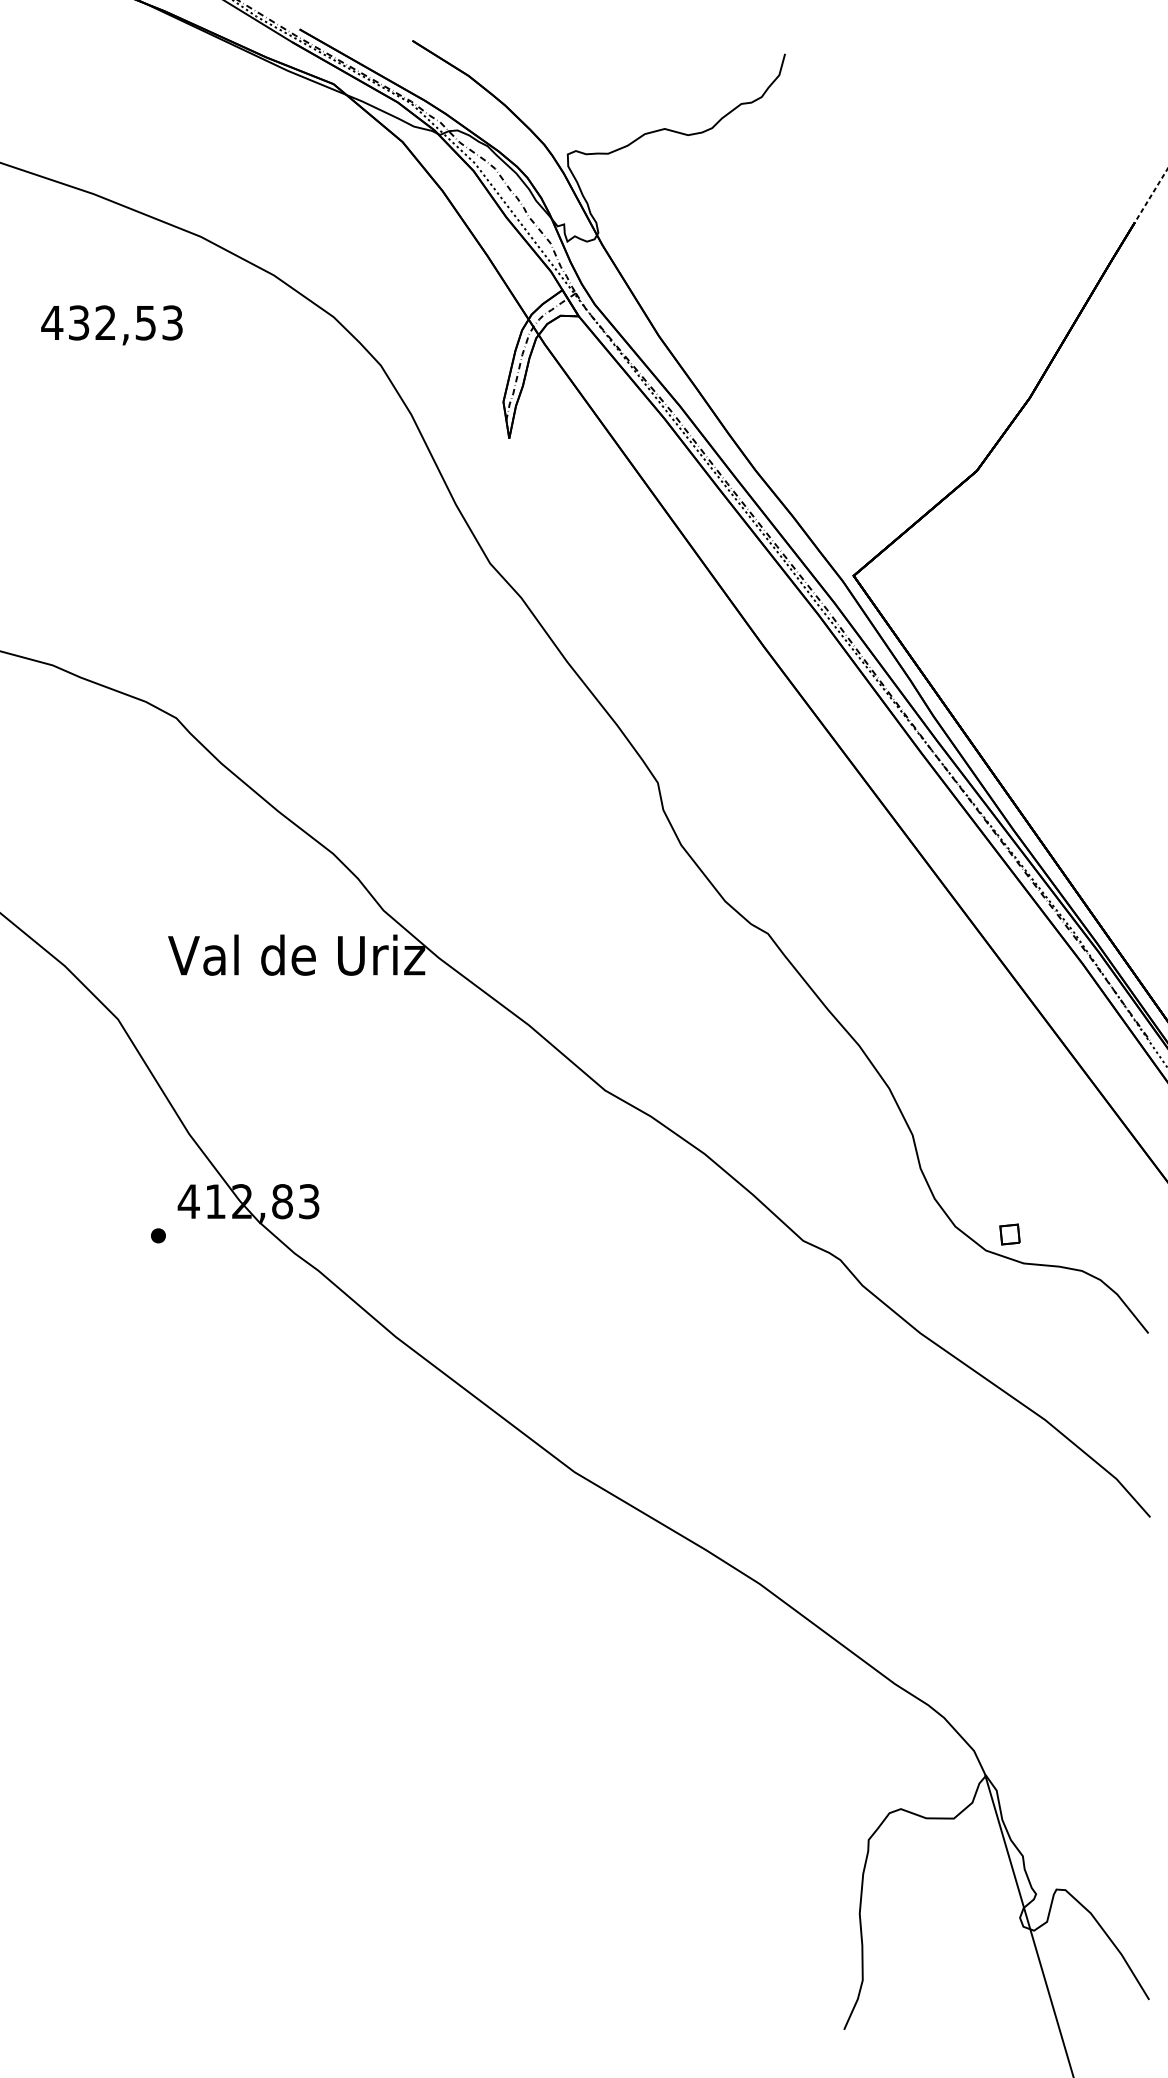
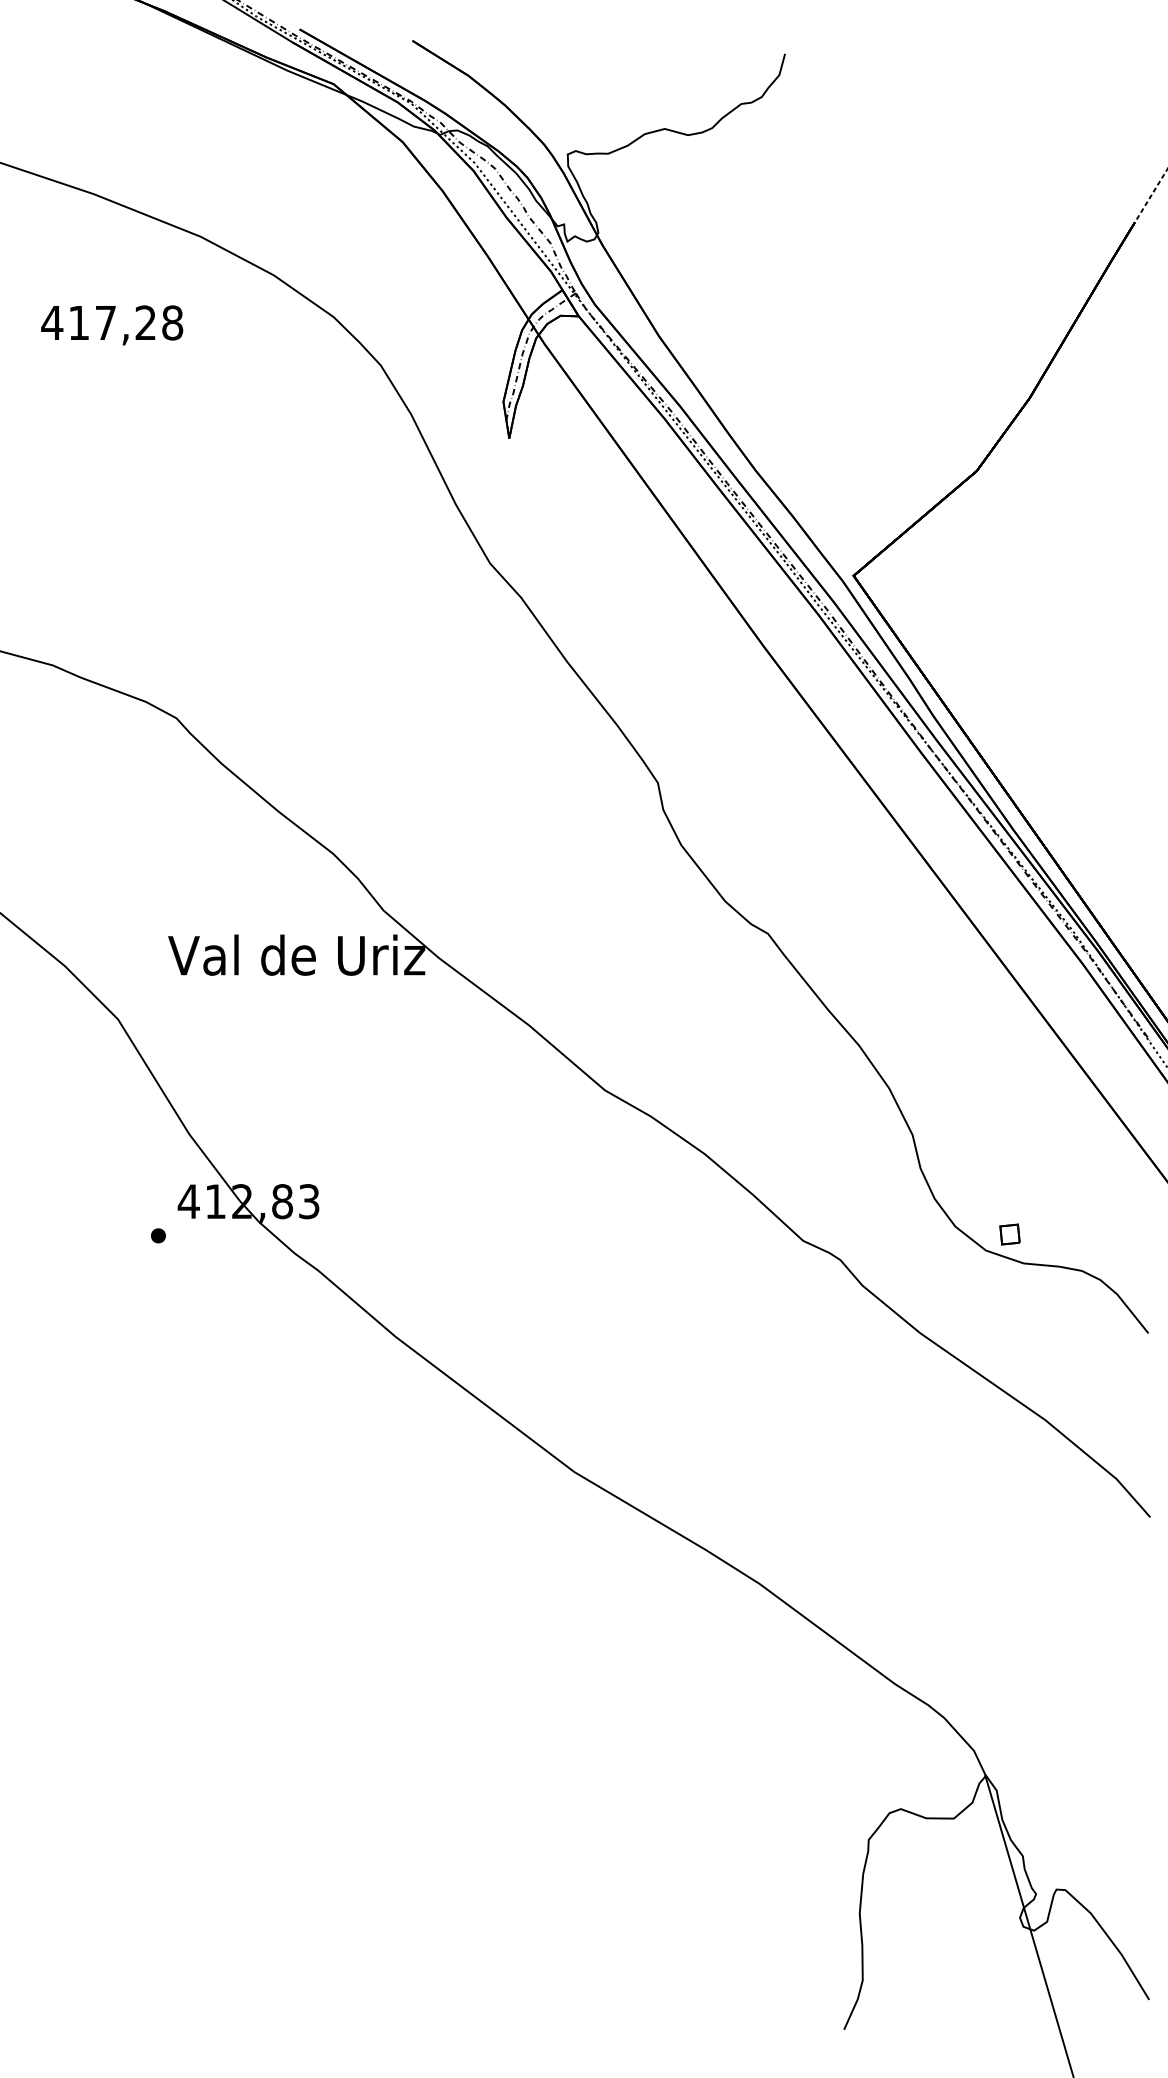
text: 432,53 -> 417,28 (126, 322)
